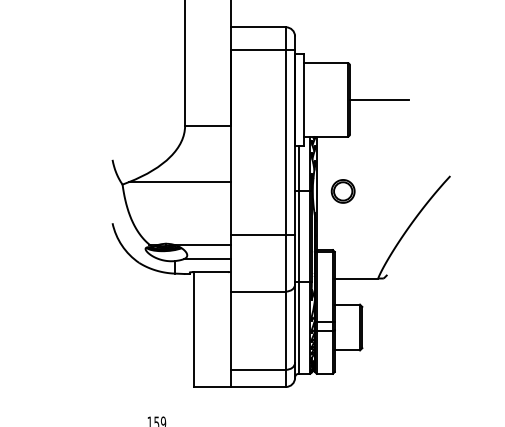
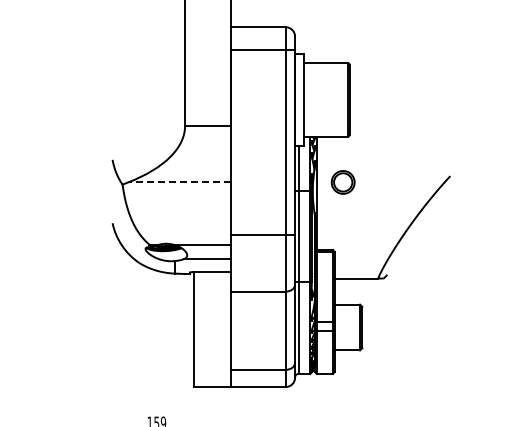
line: present -> none (379, 99)
line: solid -> dashed (179, 182)
part position: (342, 191) -> (342, 182) (342, 182)
